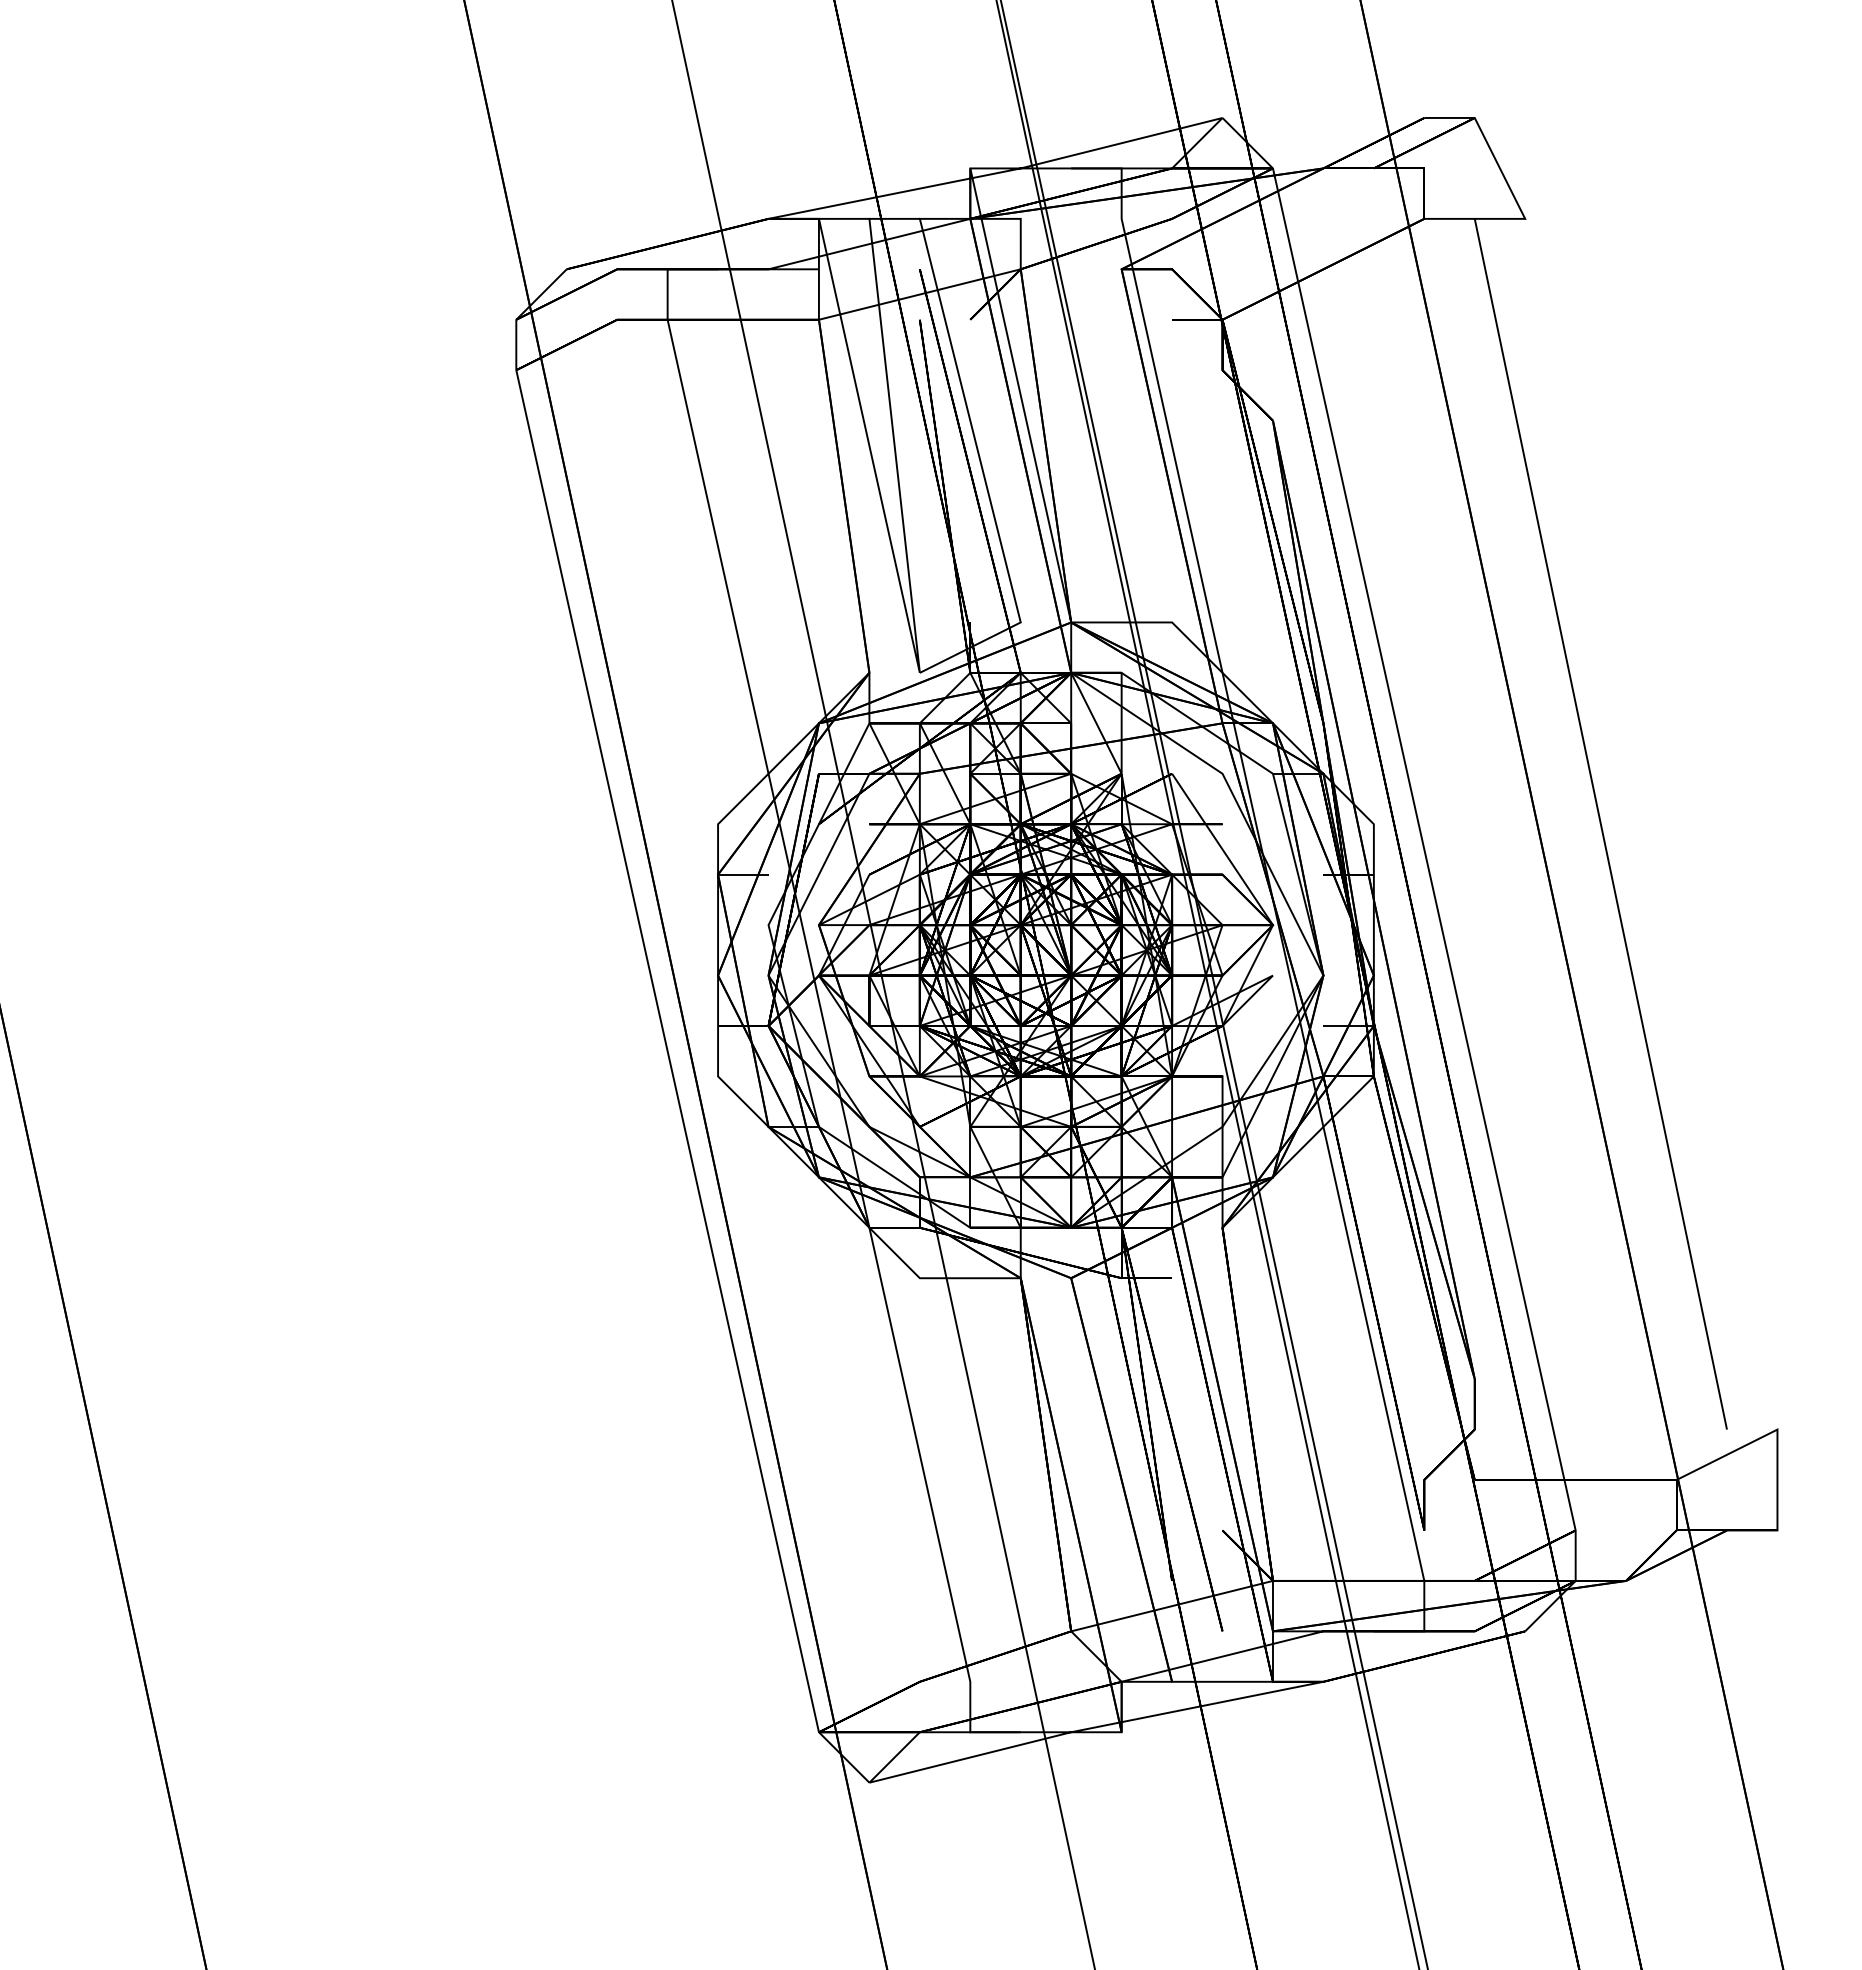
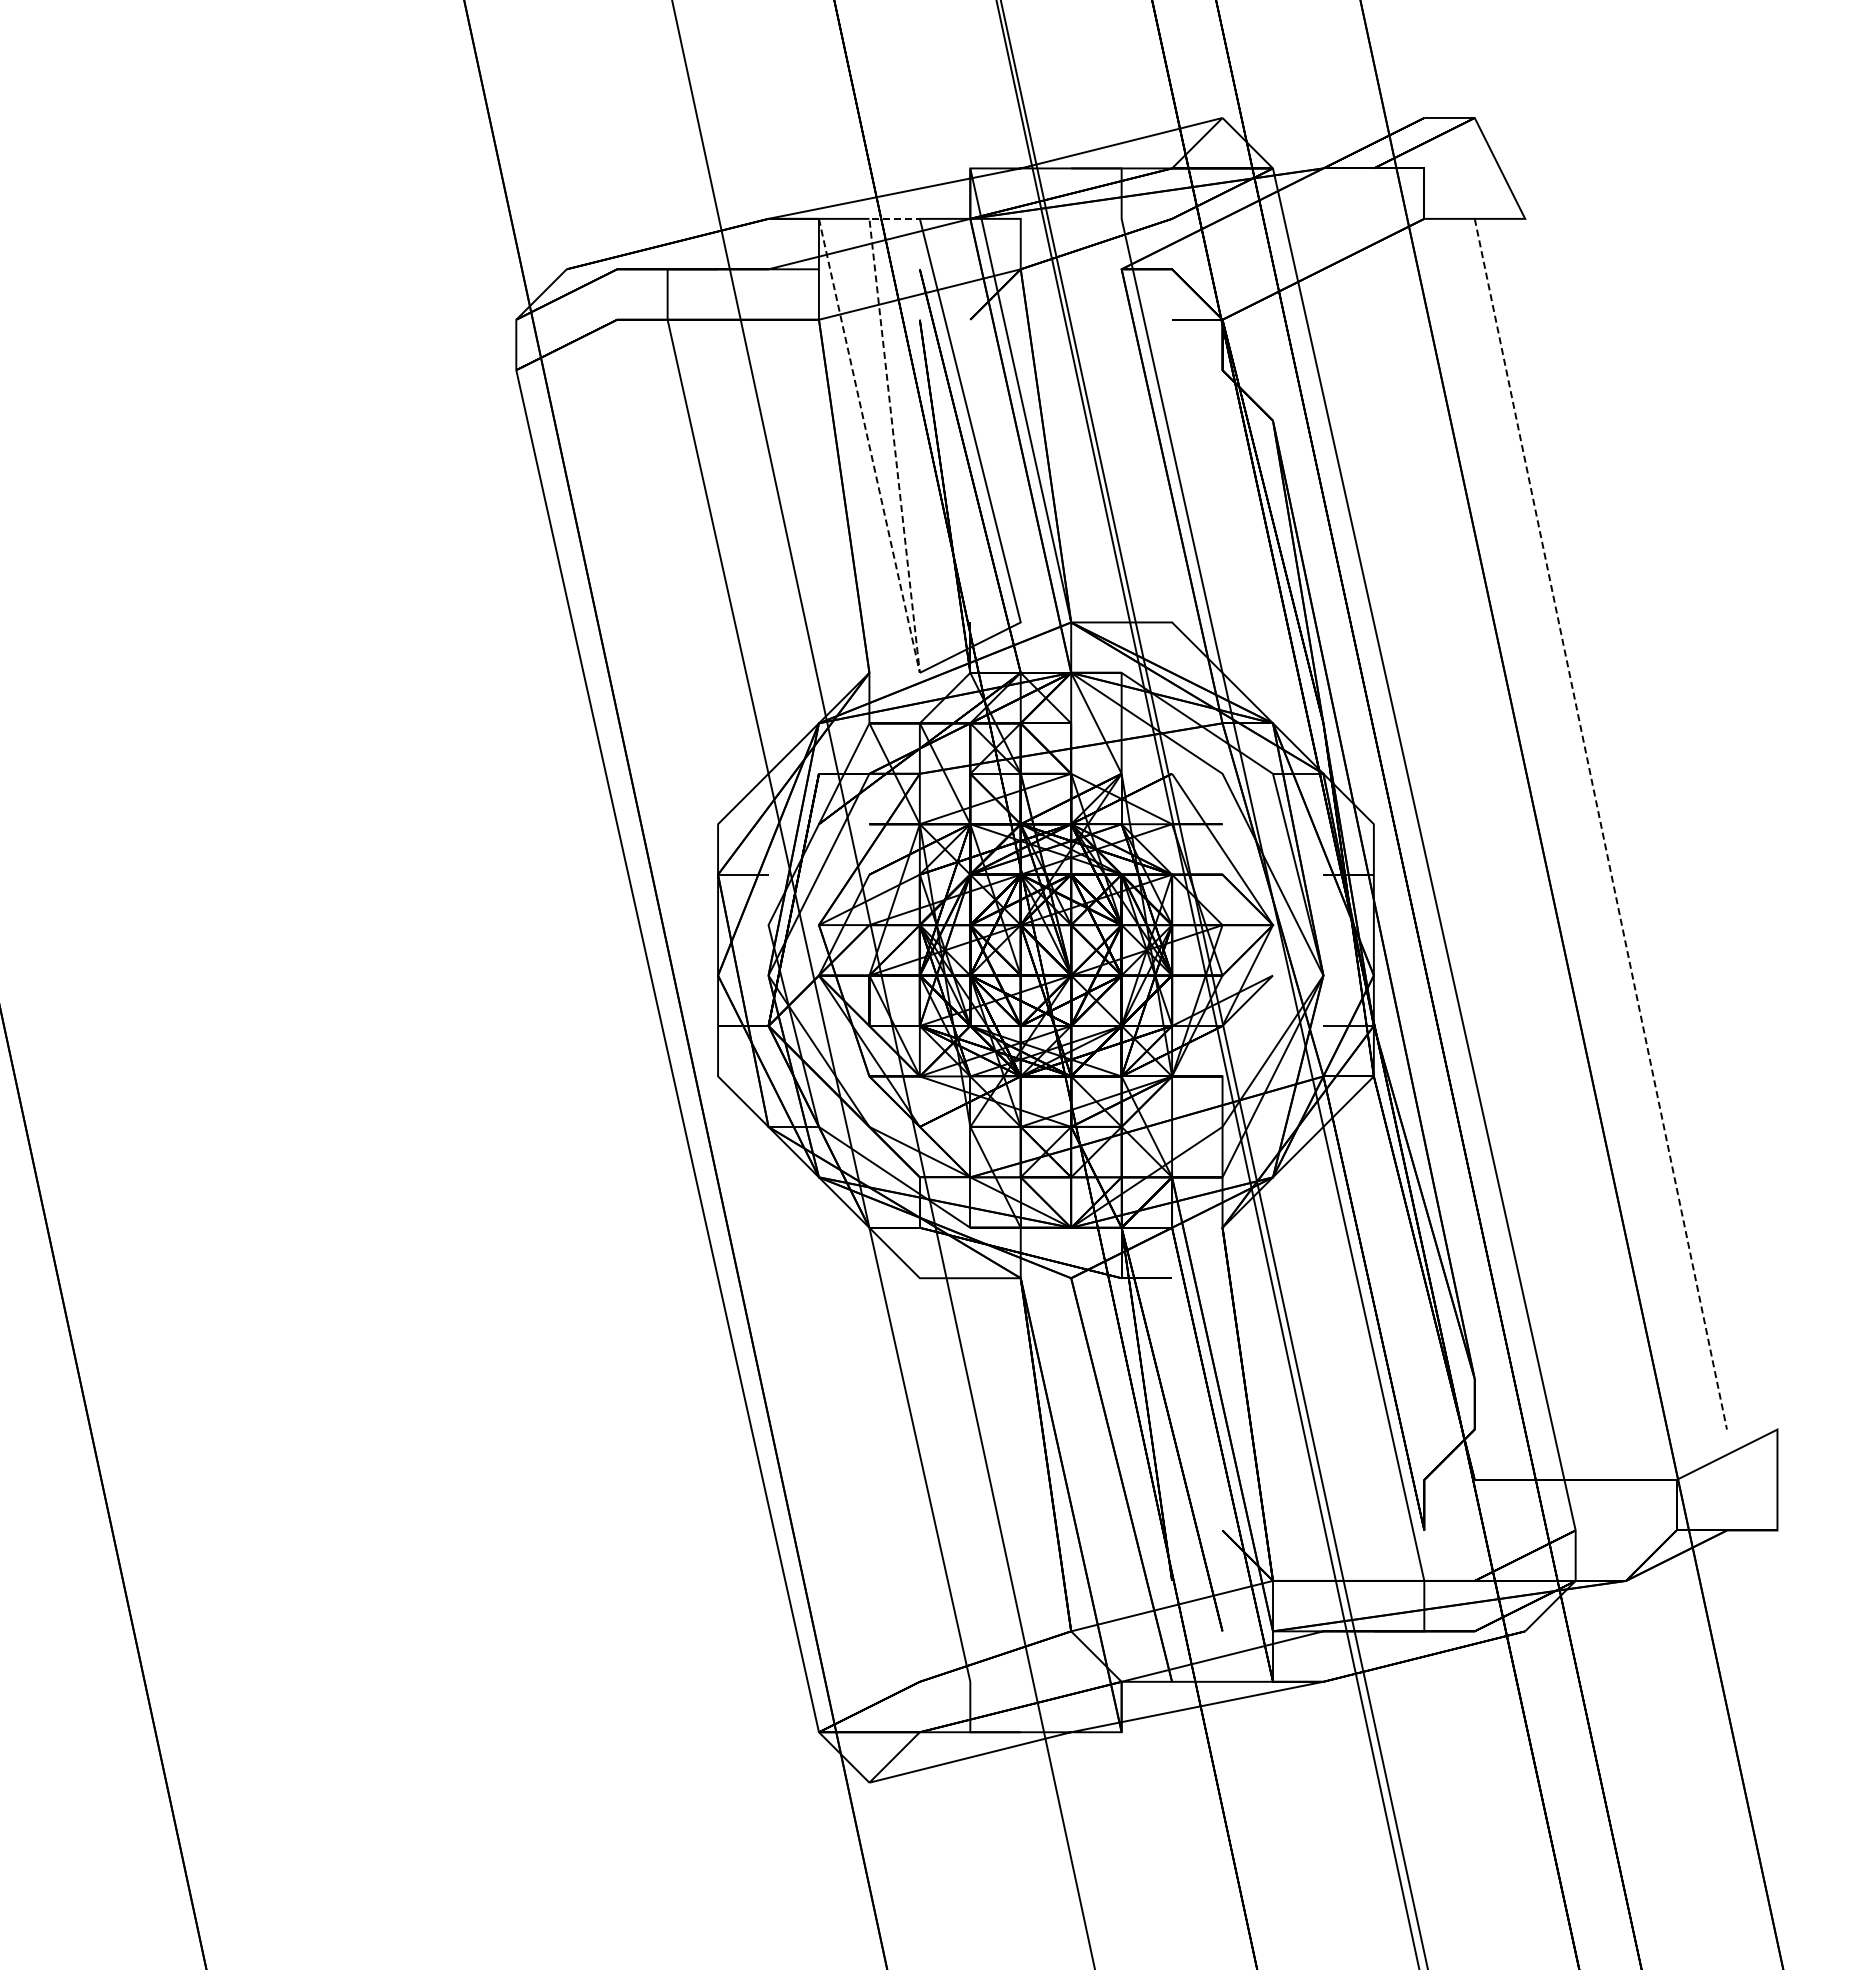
line: solid -> dashed (917, 652)
line: solid -> dashed (1600, 824)
